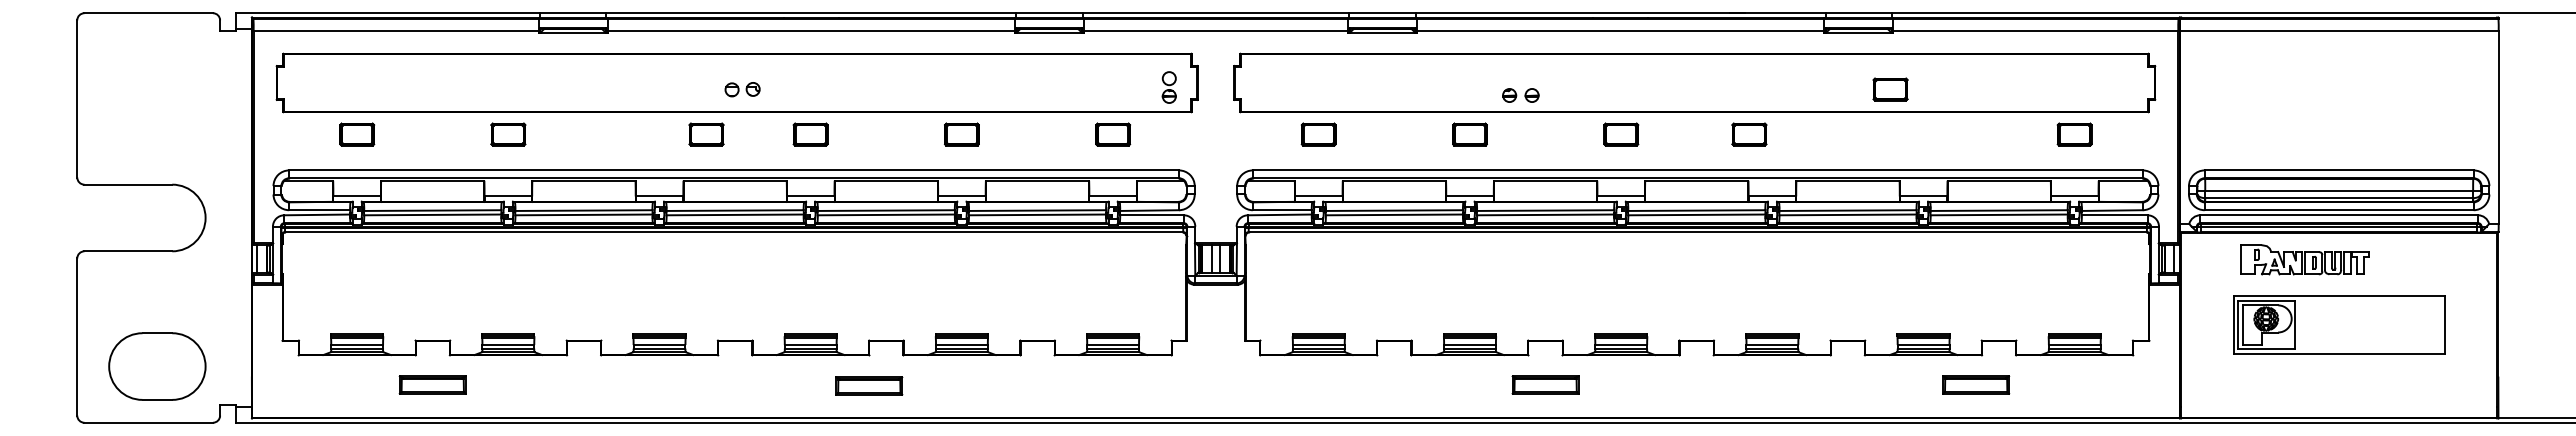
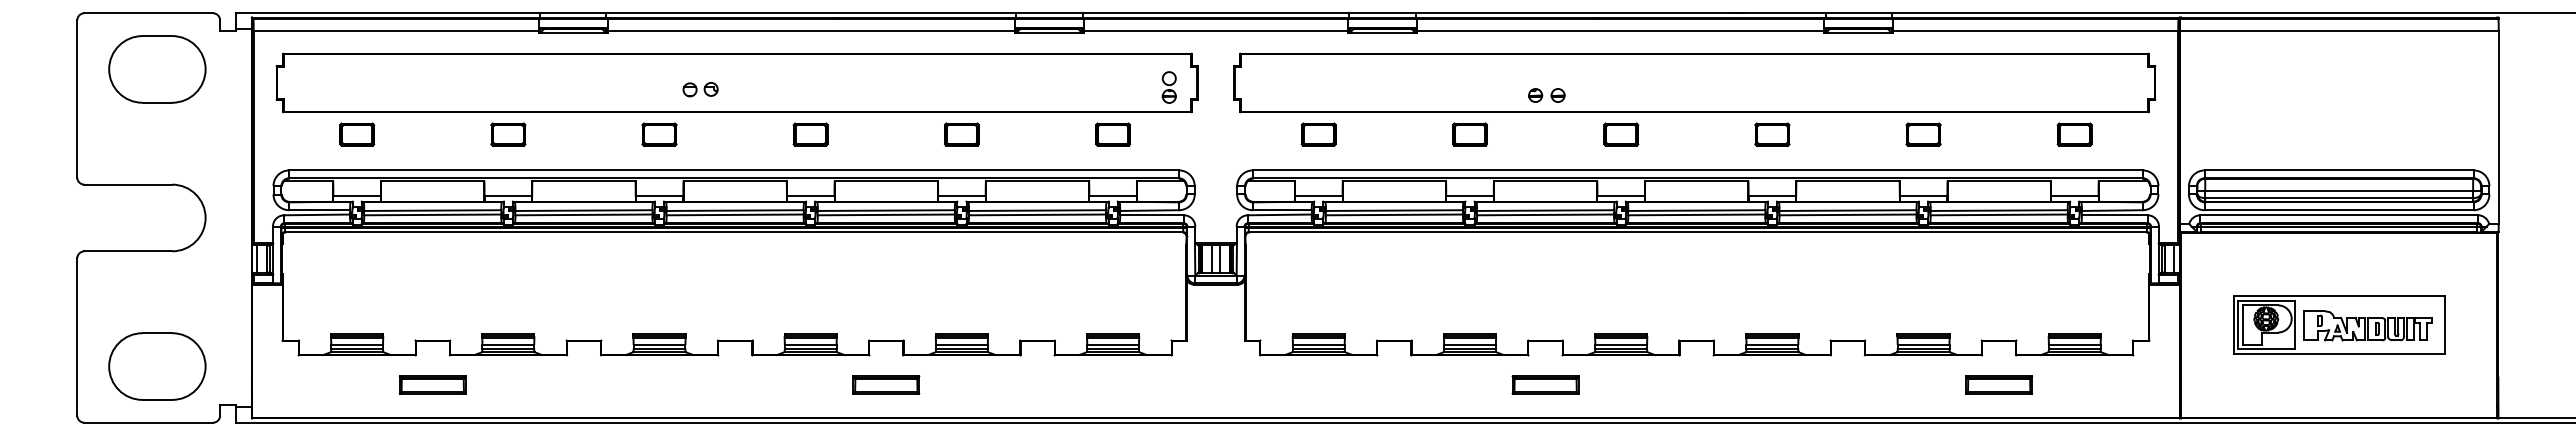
part: none -> present (157, 69)
part position: (742, 89) -> (700, 89) (700, 89)
part position: (1890, 89) -> (1923, 134) (1923, 134)
part position: (1520, 95) -> (1546, 95) (1546, 95)
part position: (706, 134) -> (659, 134) (659, 134)
part position: (1749, 134) -> (1772, 134) (1772, 134)
part position: (2304, 259) -> (2367, 325) (2367, 325)
part position: (1976, 384) -> (1999, 384) (1999, 384)
part position: (869, 385) -> (886, 384) (886, 384)
